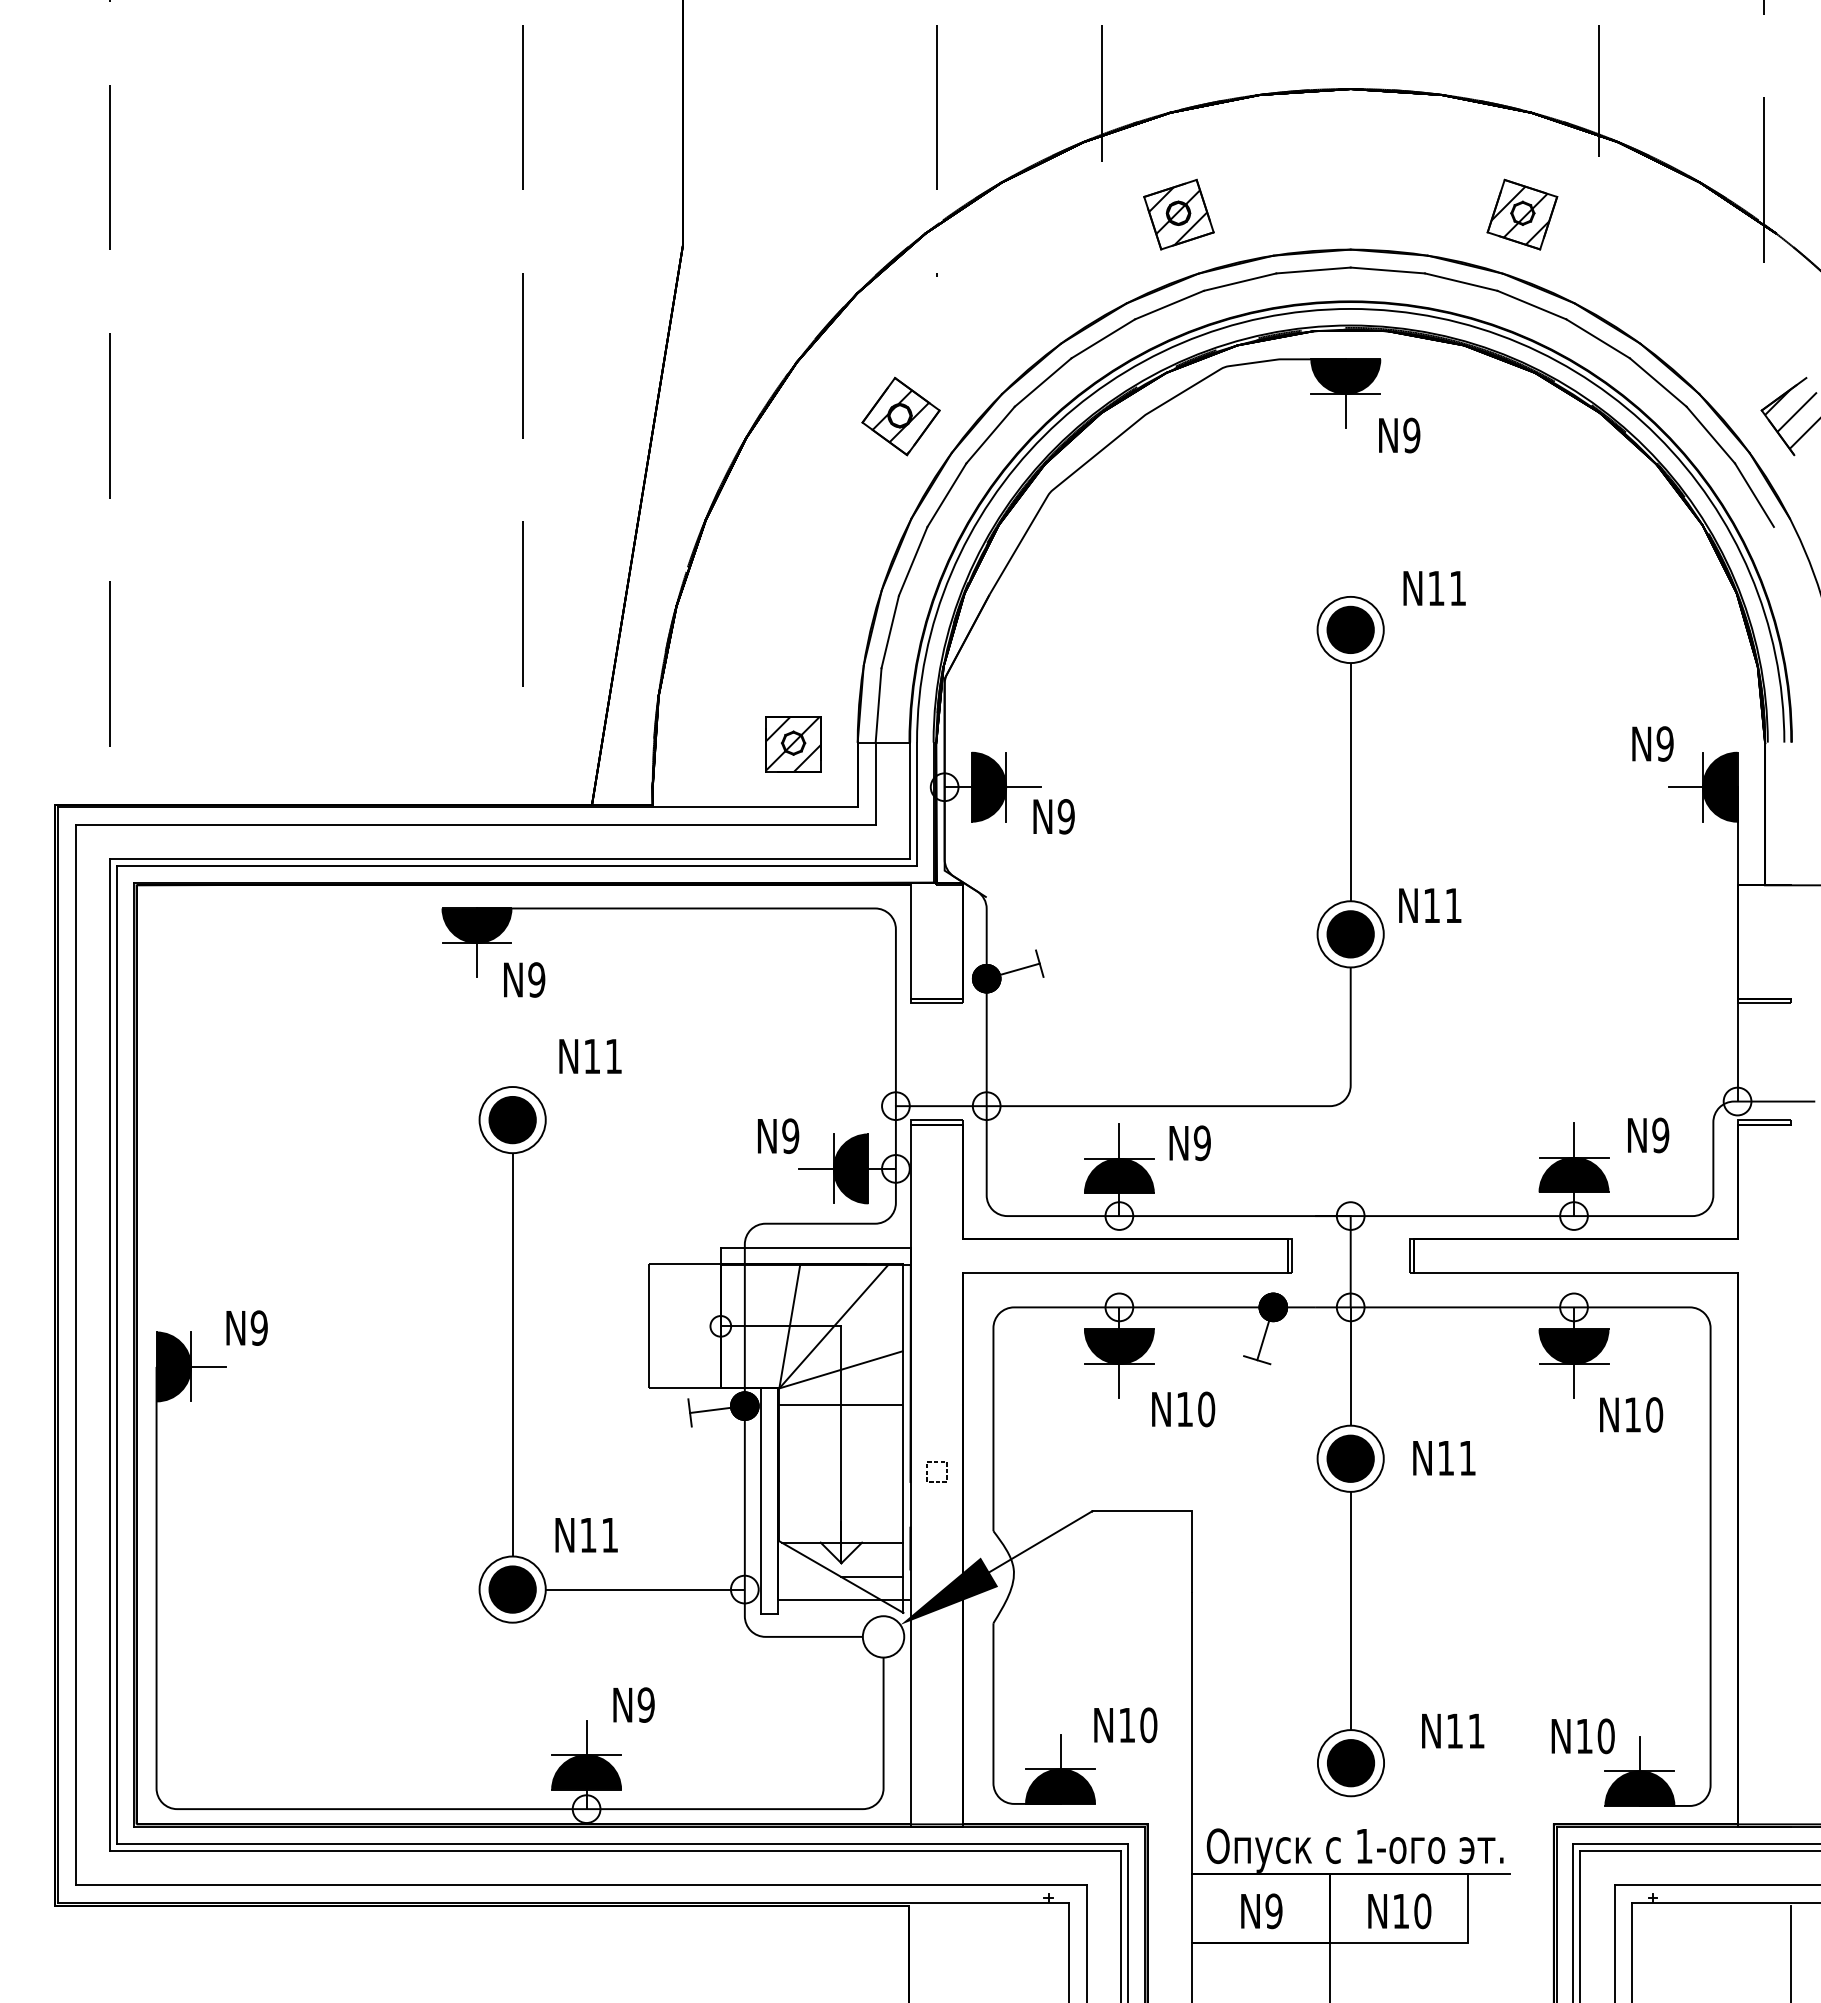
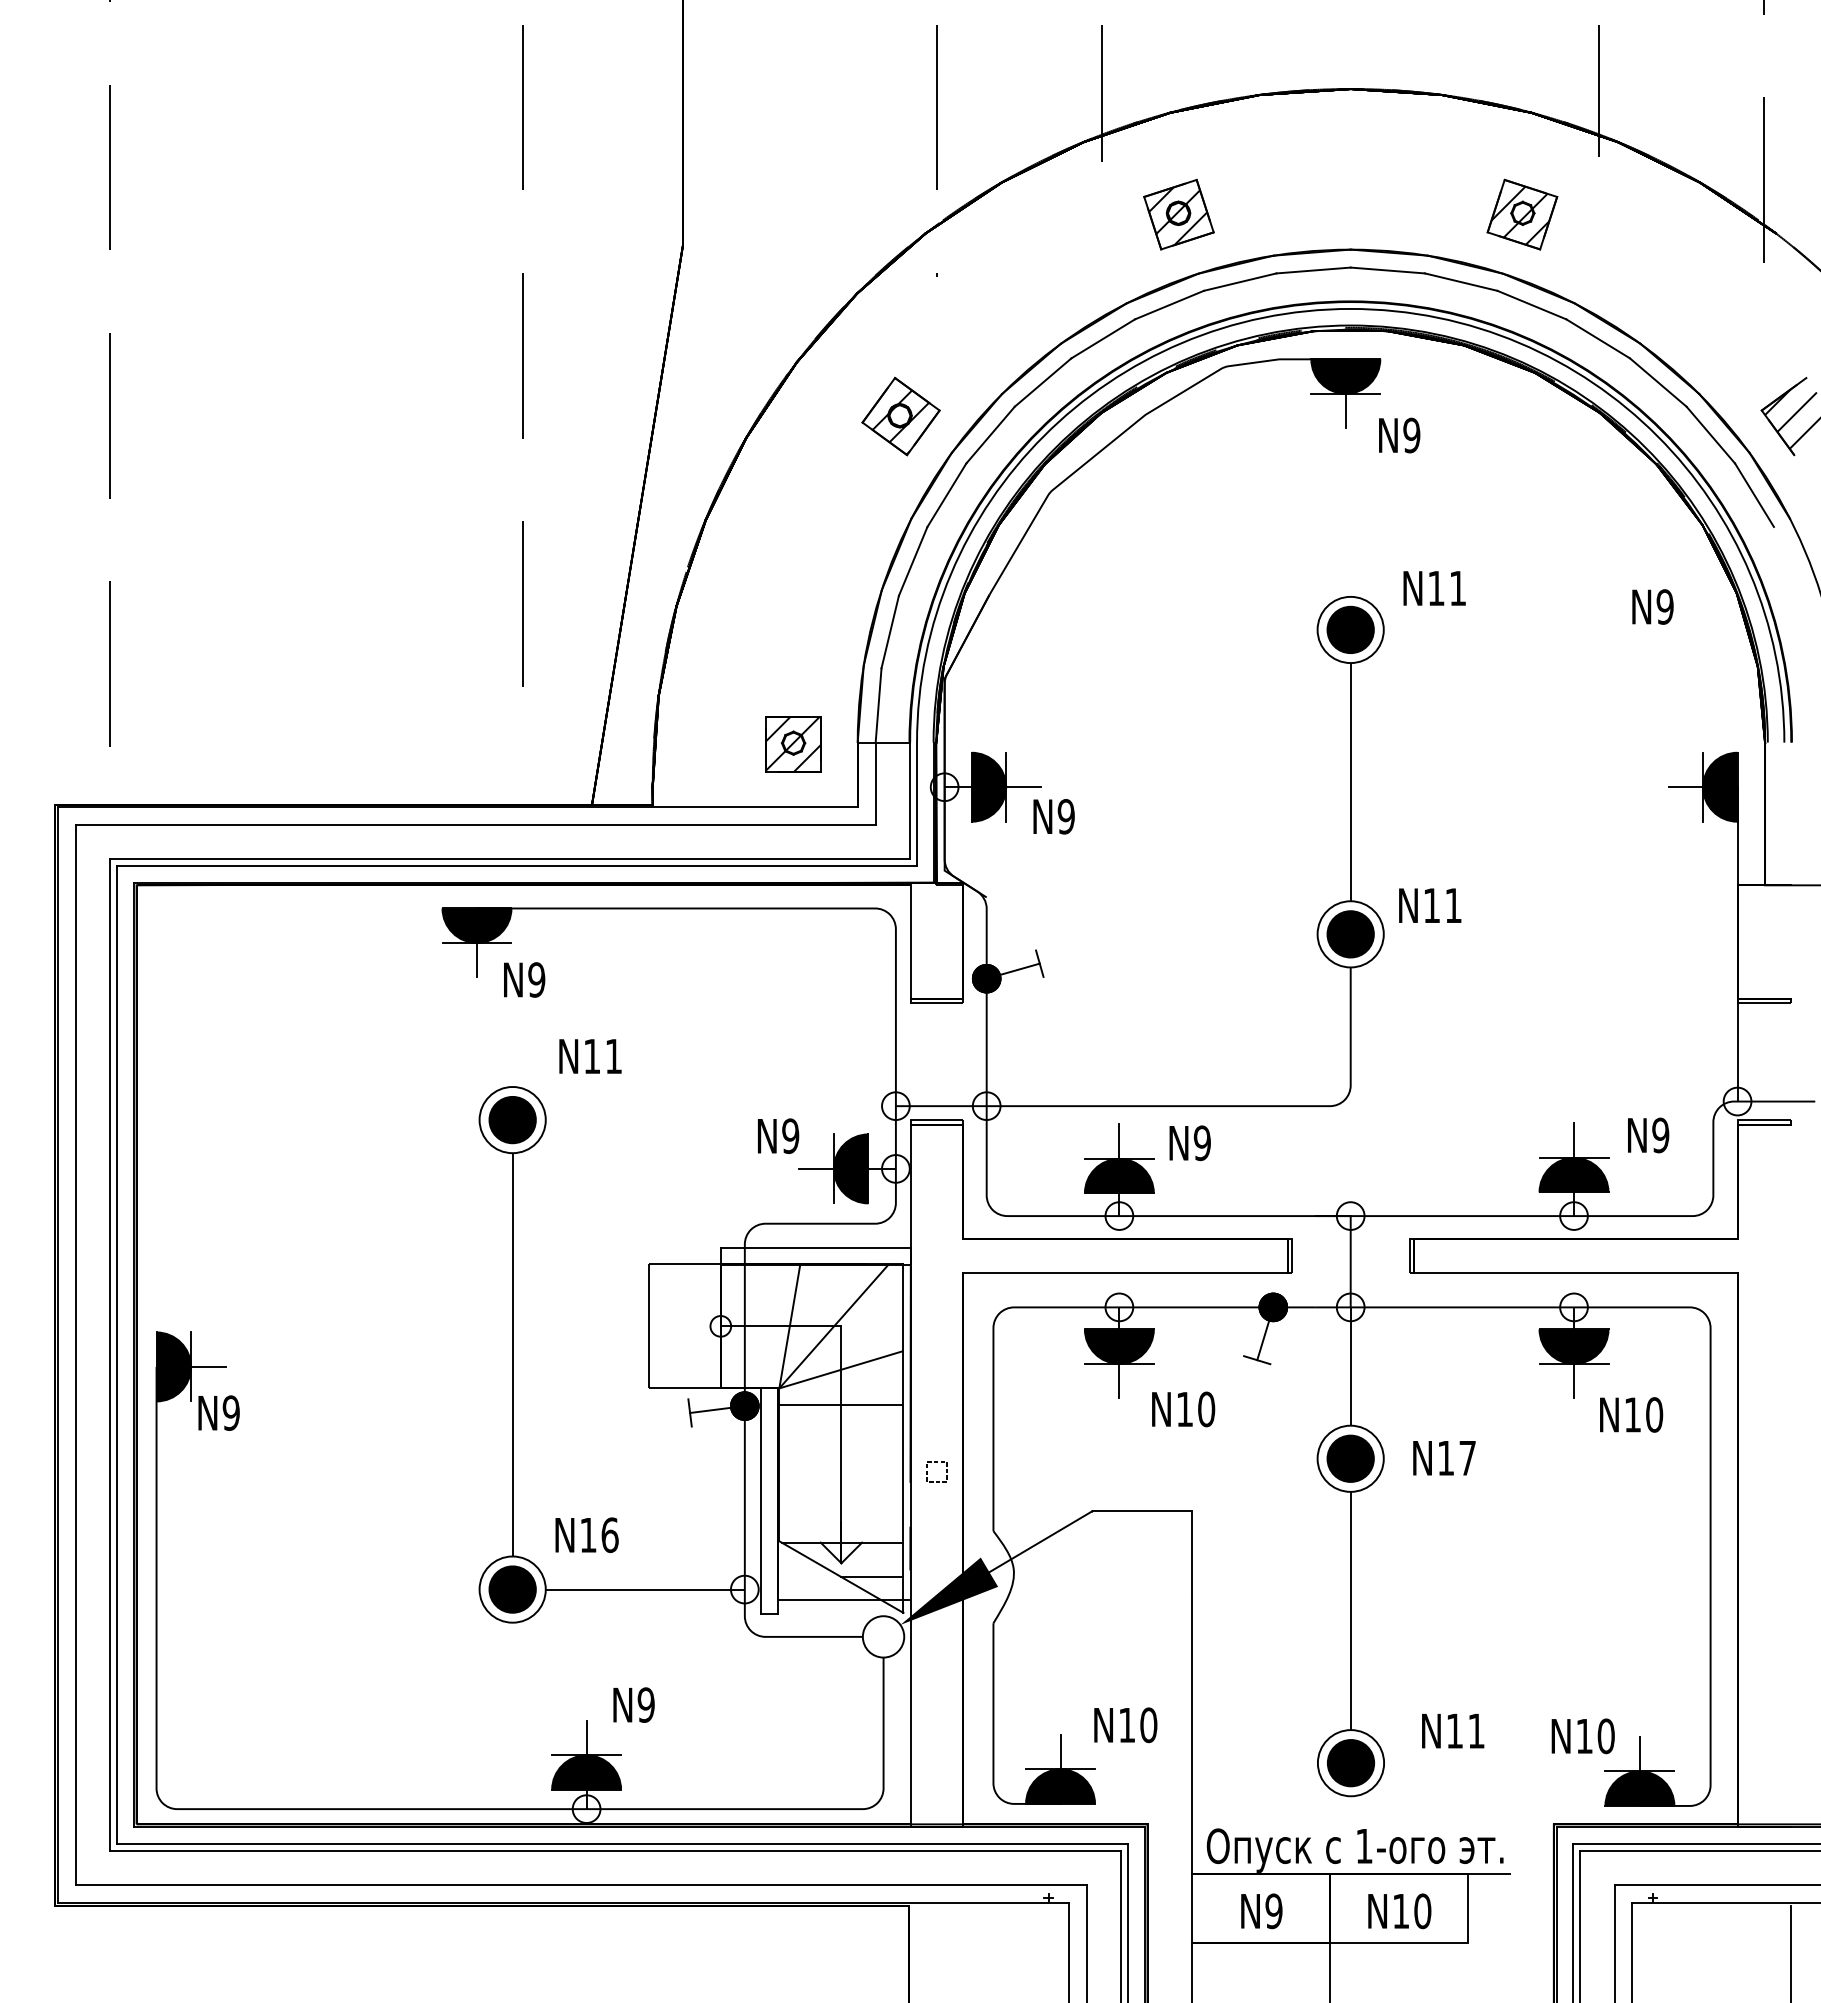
text position: (1652, 743) -> (1652, 606) (1652, 606)
text position: (246, 1327) -> (218, 1412) (218, 1412)
text: N11 -> N17 (1467, 1458)
text: N11 -> N16 (609, 1535)
